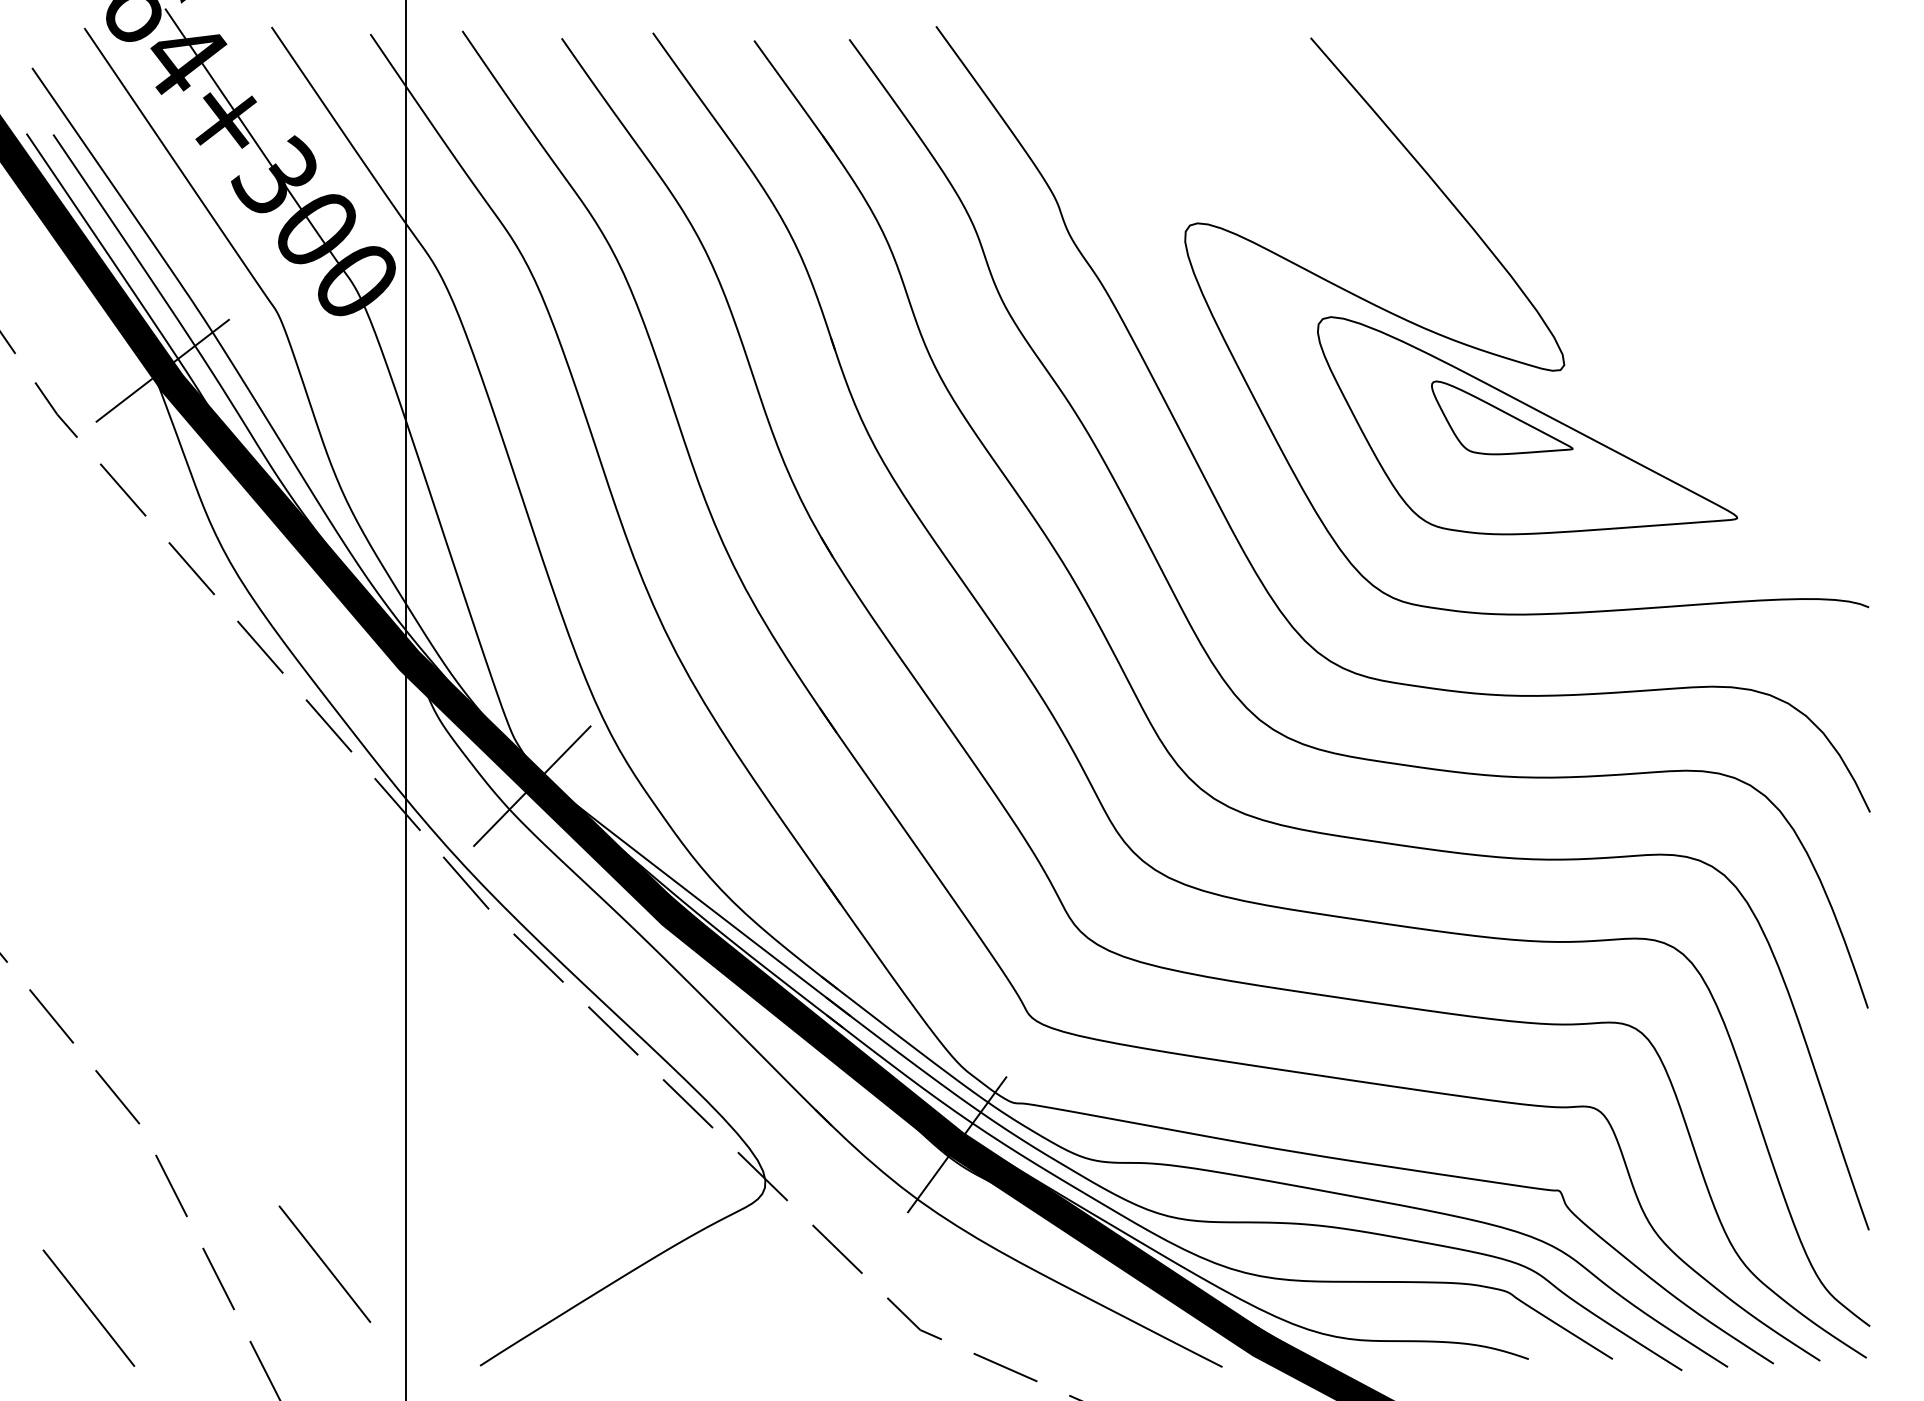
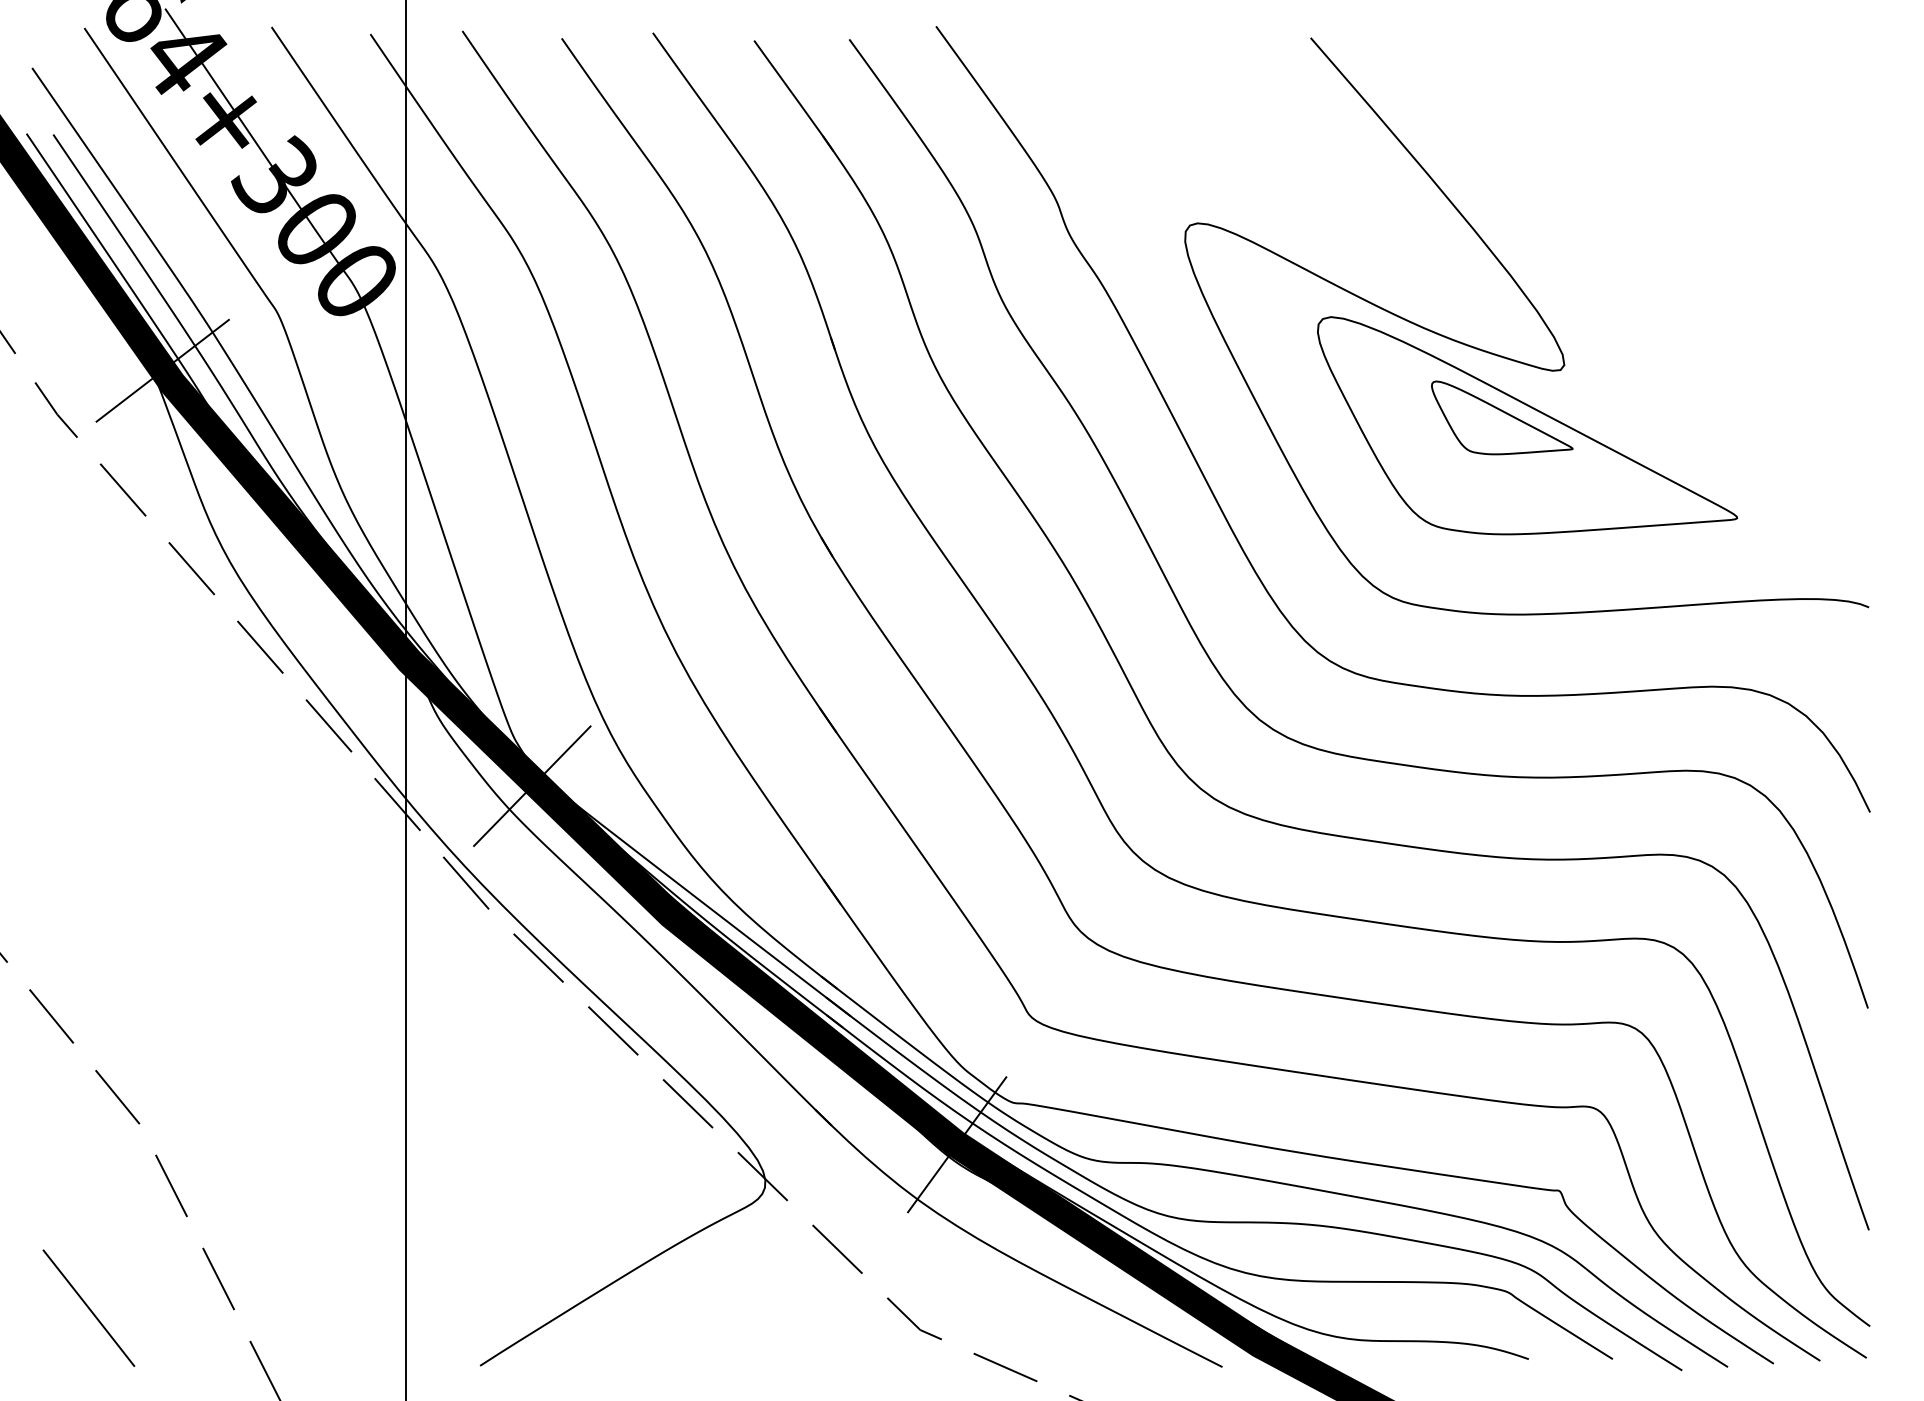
line: present -> none (324, 1263)
